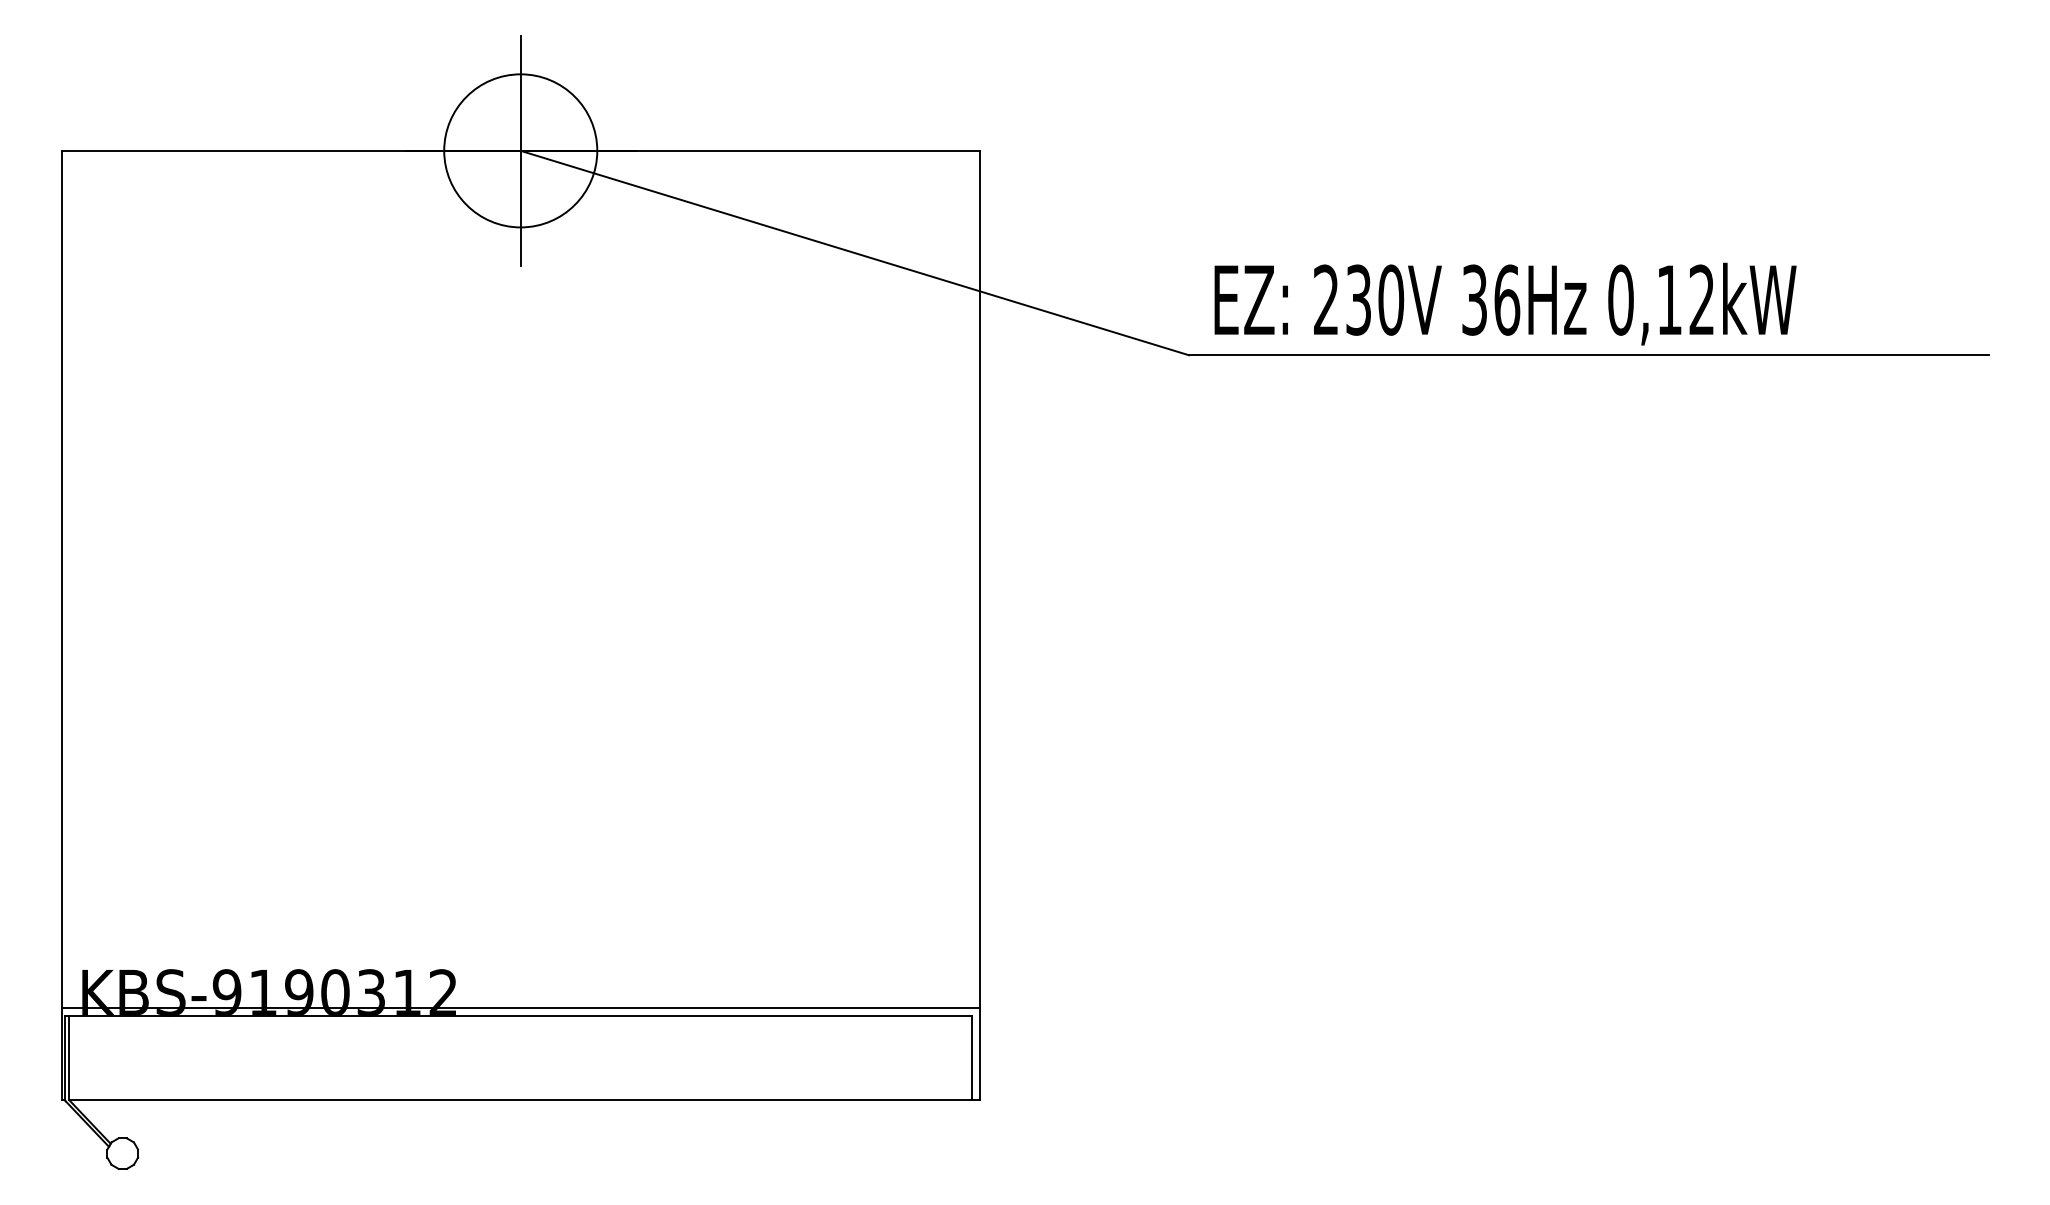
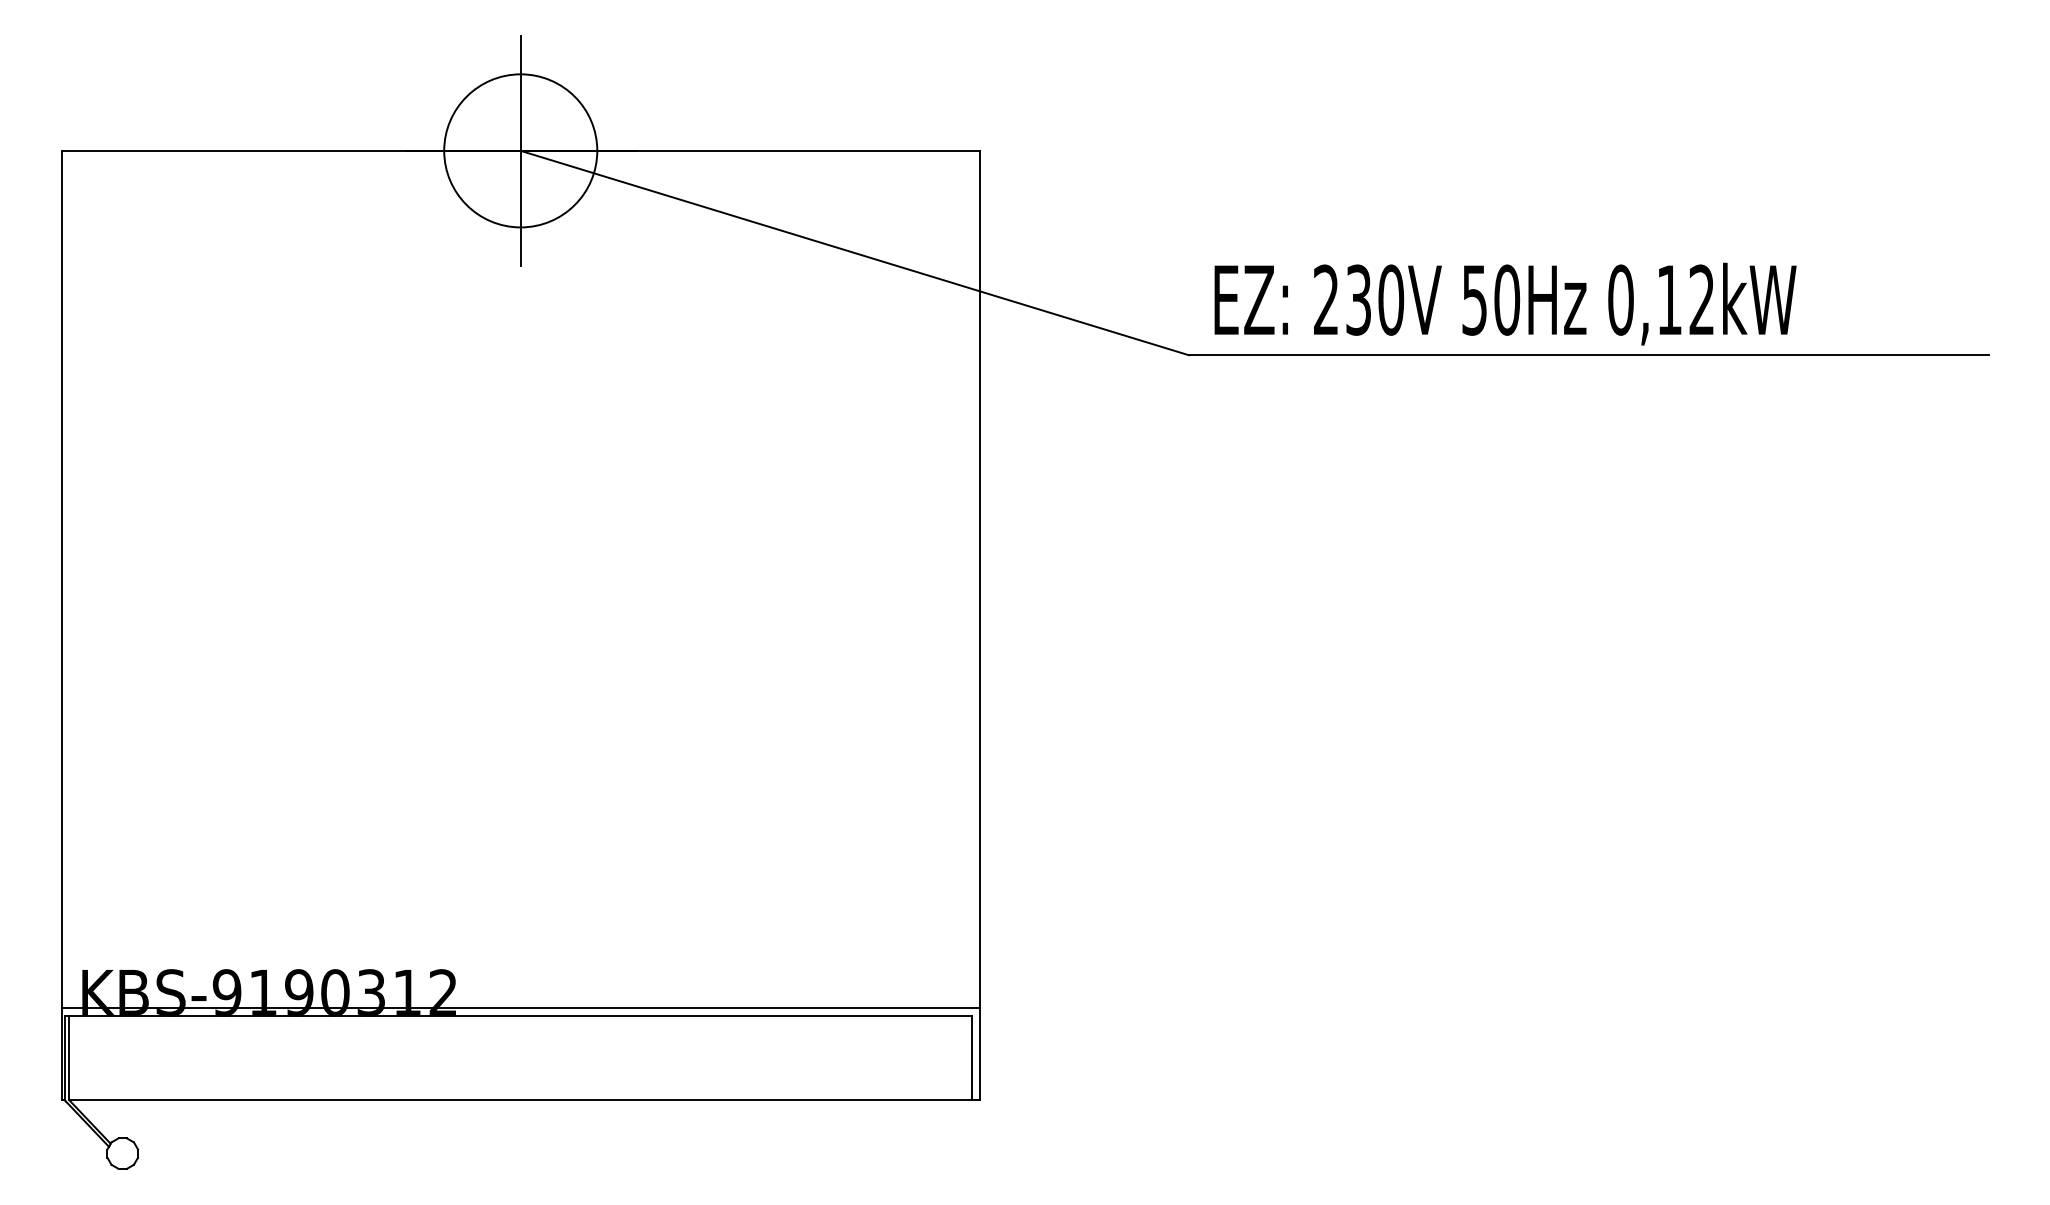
text: 36Hz -> 50Hz (1491, 299)
